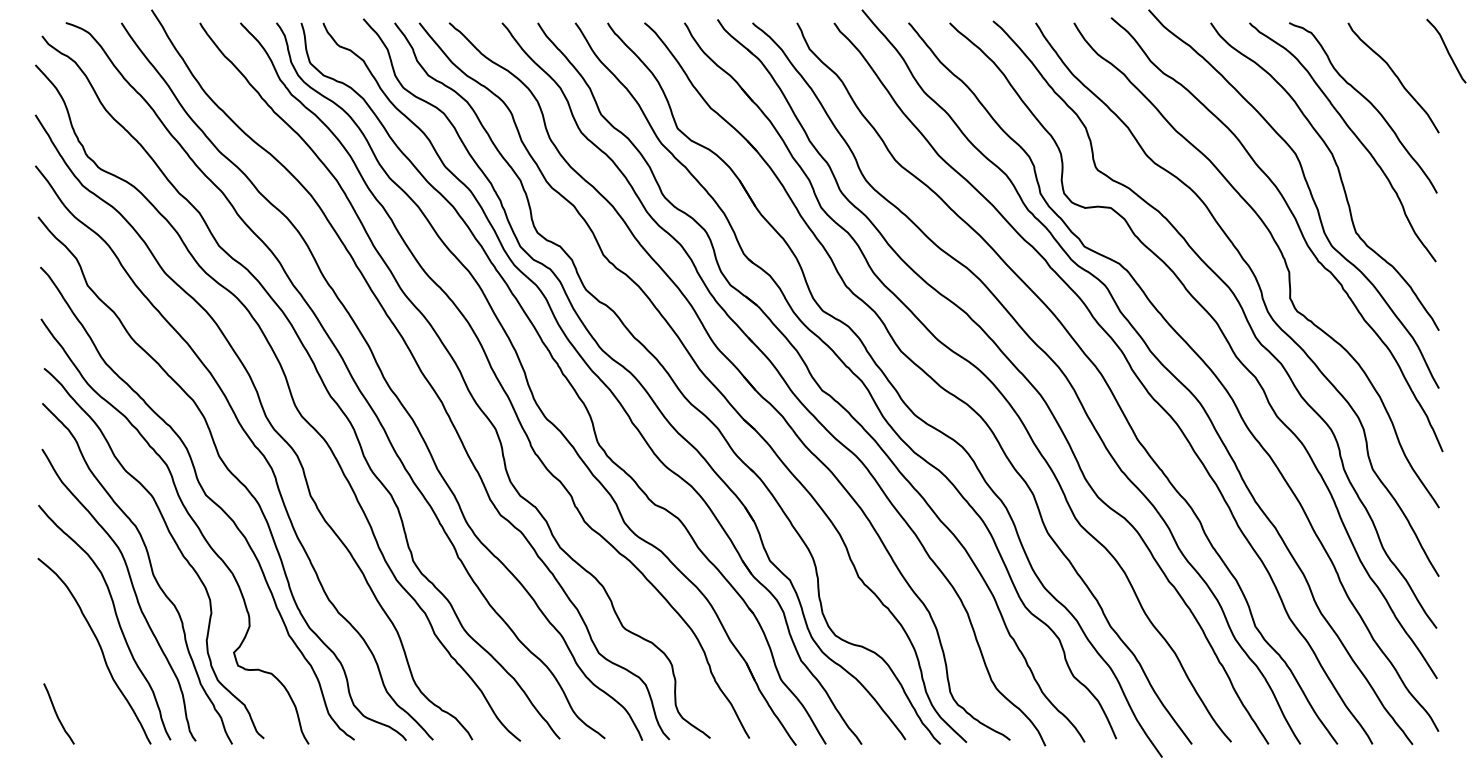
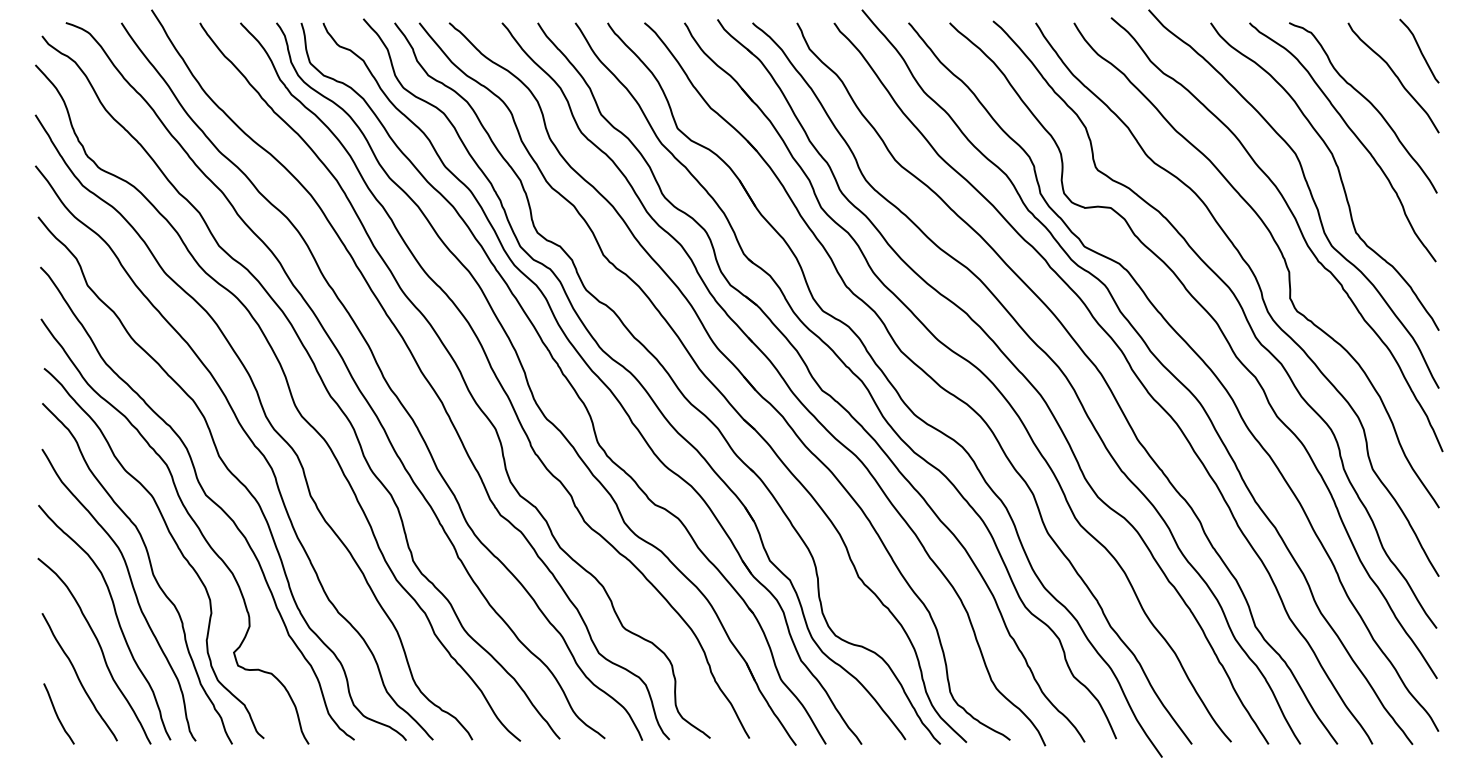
curve position: (1446, 50) -> (1419, 50) (1419, 50)
curve: none -> present (79, 677)
